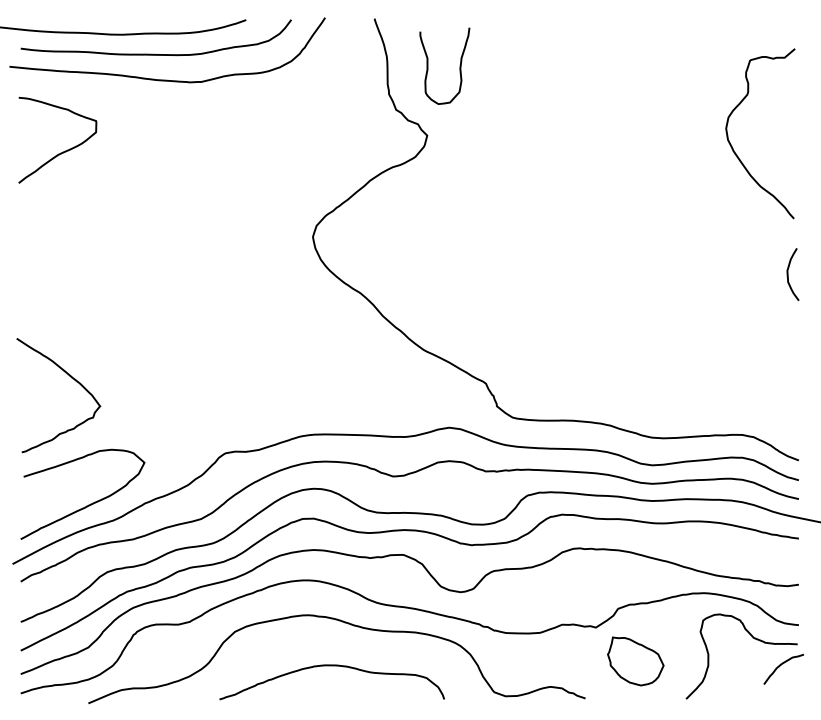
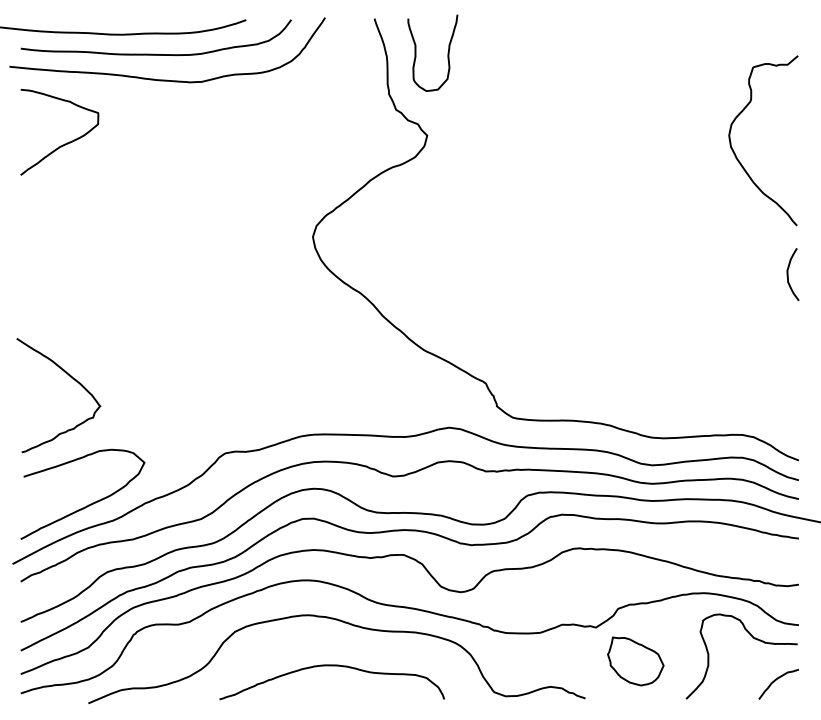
curve position: (459, 65) -> (447, 52) (447, 52)
curve position: (732, 146) -> (735, 153) (735, 153)
curve position: (62, 151) -> (64, 143) (64, 143)
curve position: (781, 665) -> (776, 680) (776, 680)
